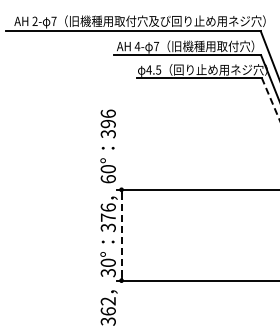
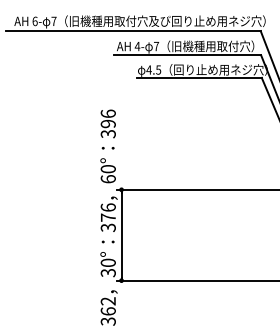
text: 2- -> 6- (34, 21)
line: dashed -> solid (270, 98)
line: dashed -> solid (121, 235)
